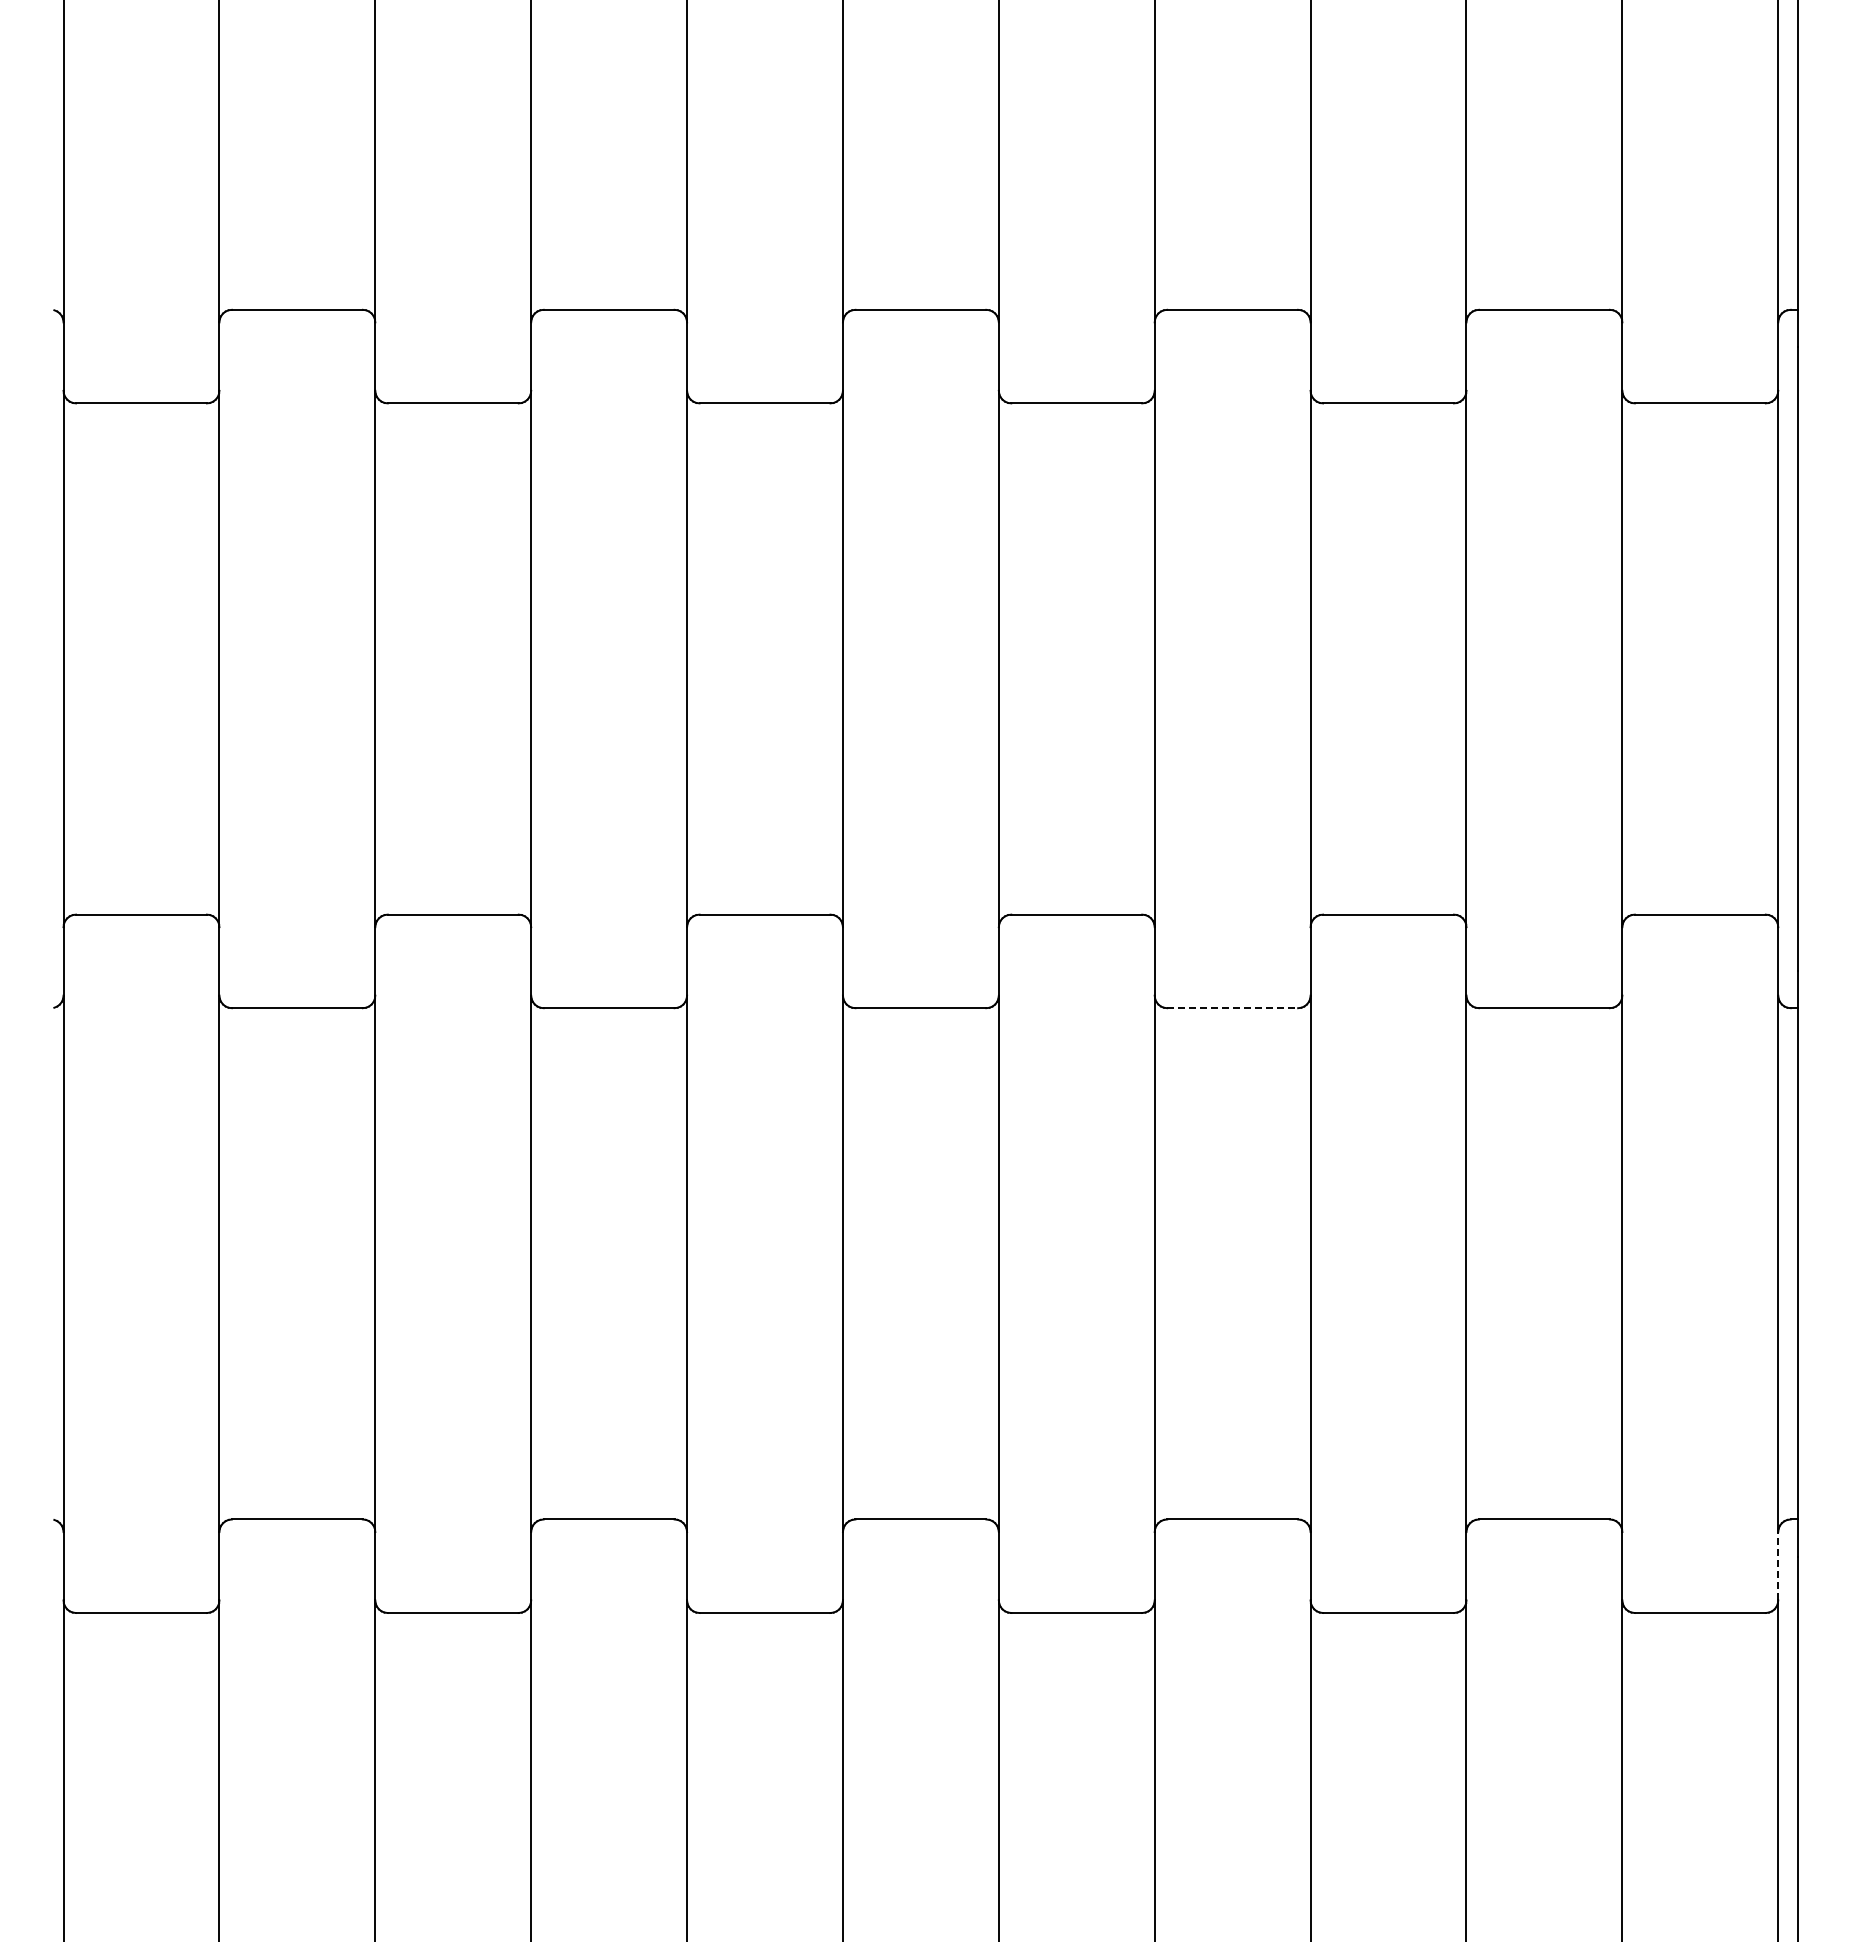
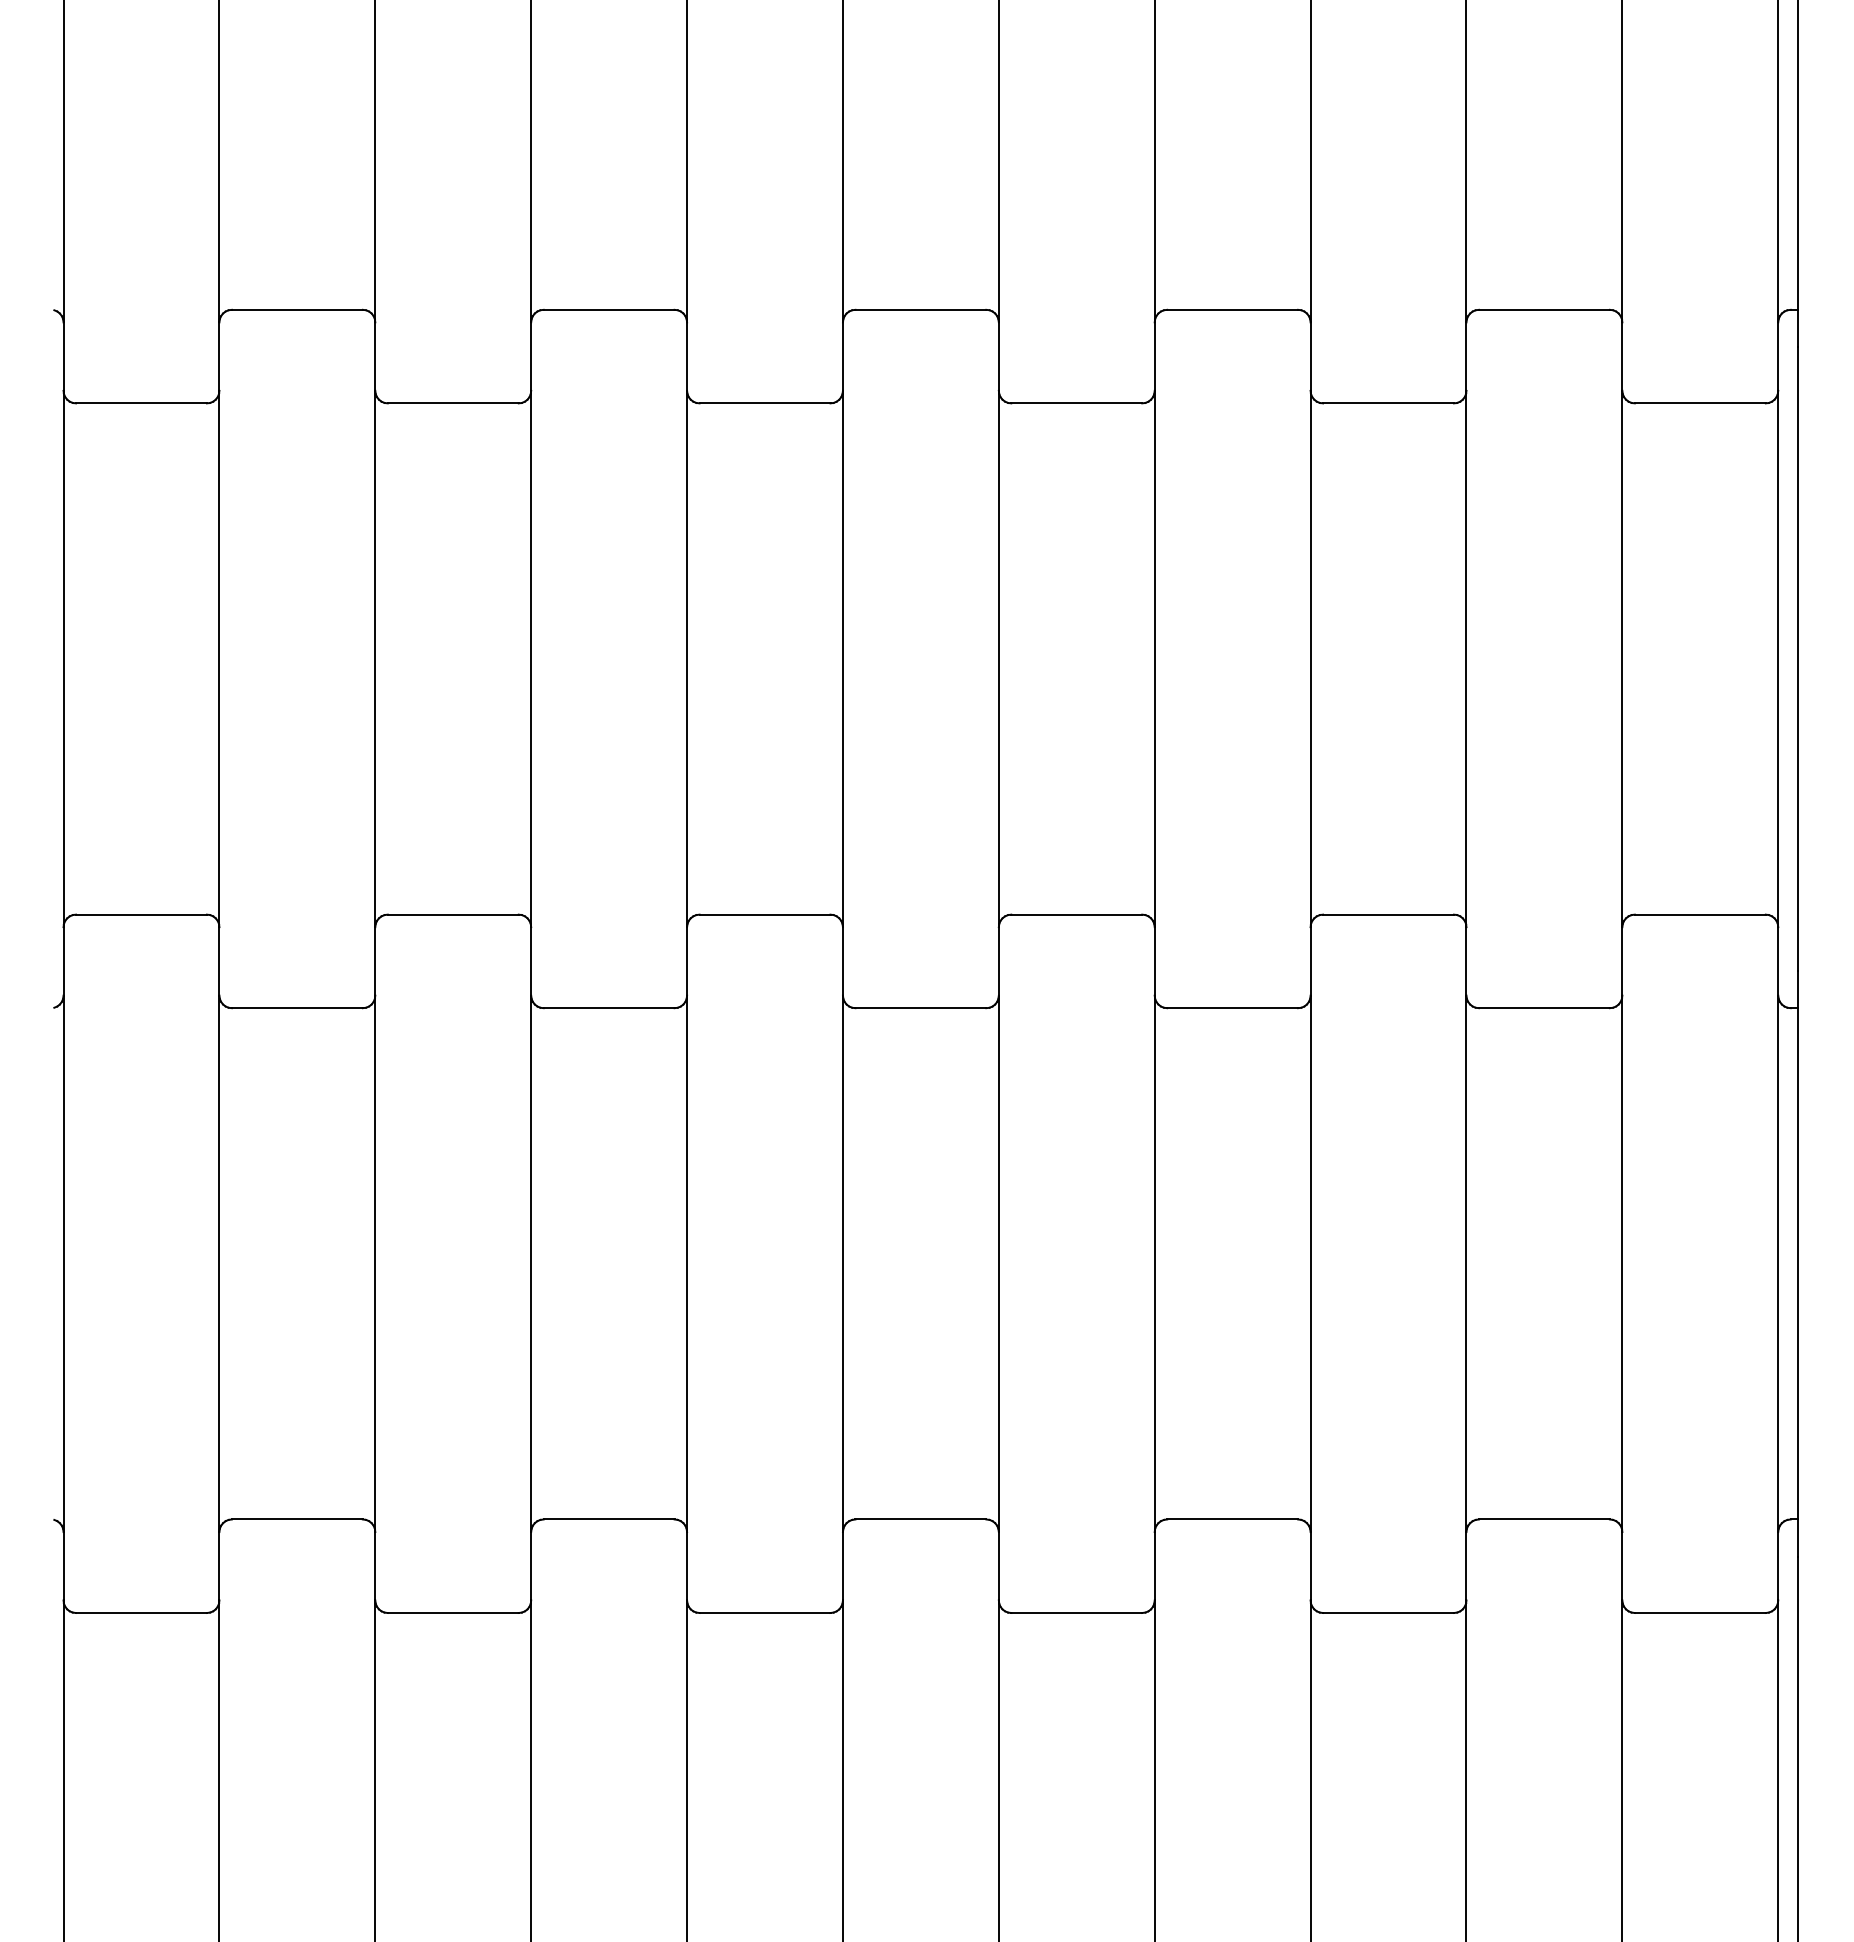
line: dashed -> solid (1233, 1008)
line: dashed -> solid (1778, 1565)
